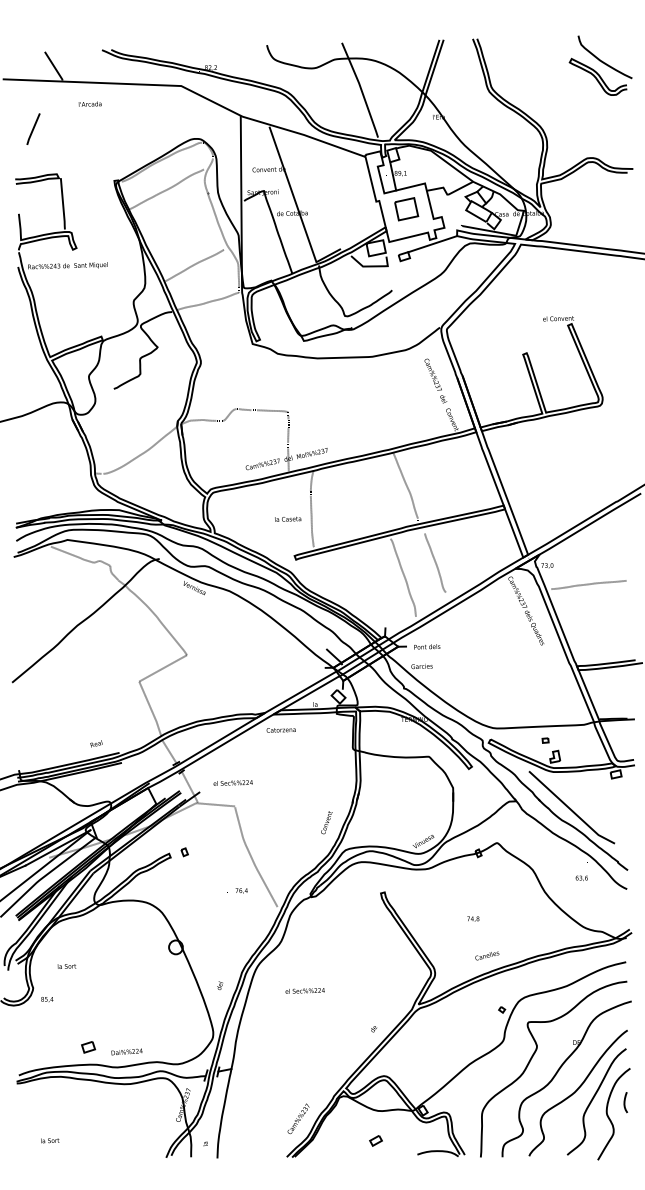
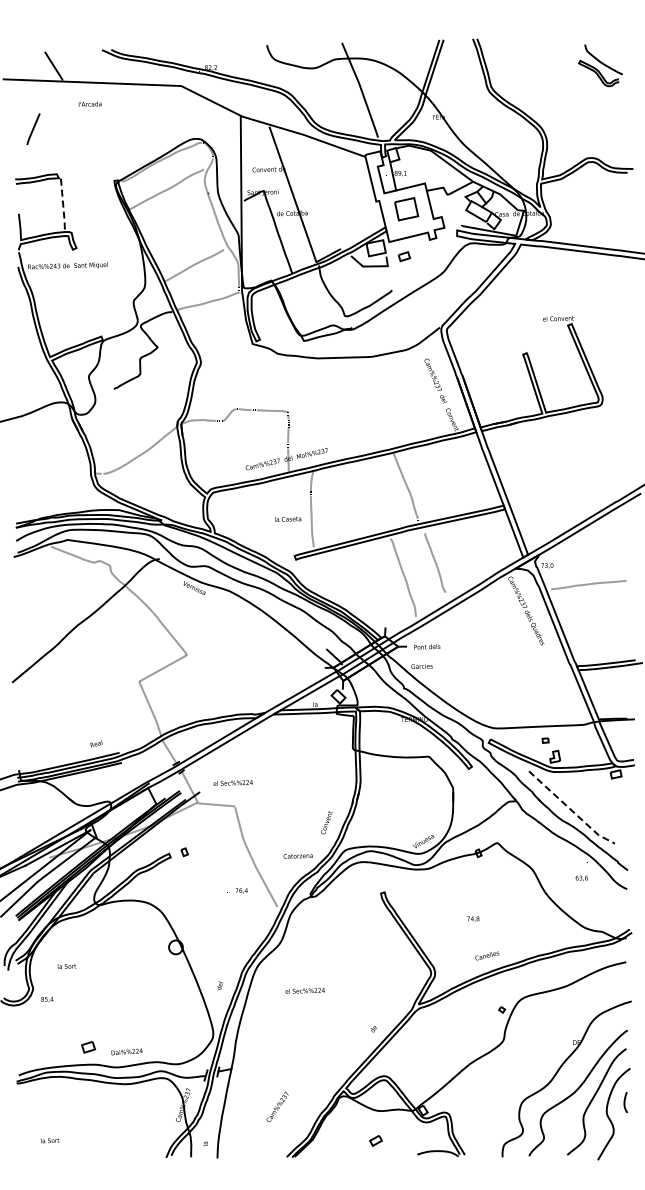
part size: 65x61 px -> 45x44 px (600, 65)
line: solid -> dashed (63, 204)
line: present -> none (432, 244)
text position: (280, 730) -> (297, 856) (297, 856)
line: solid -> dashed (571, 810)
curve: present -> none (532, 1058)
text position: (298, 1118) -> (277, 1106) (277, 1106)
